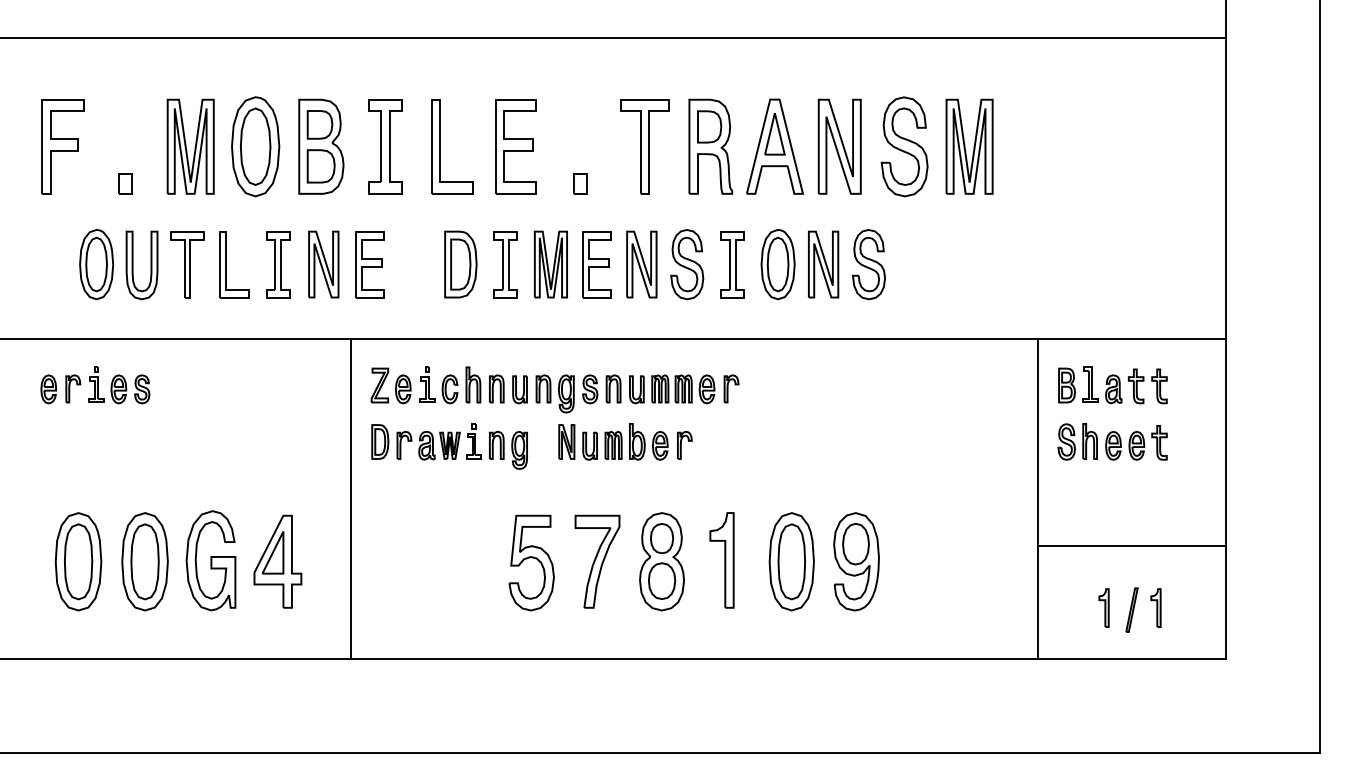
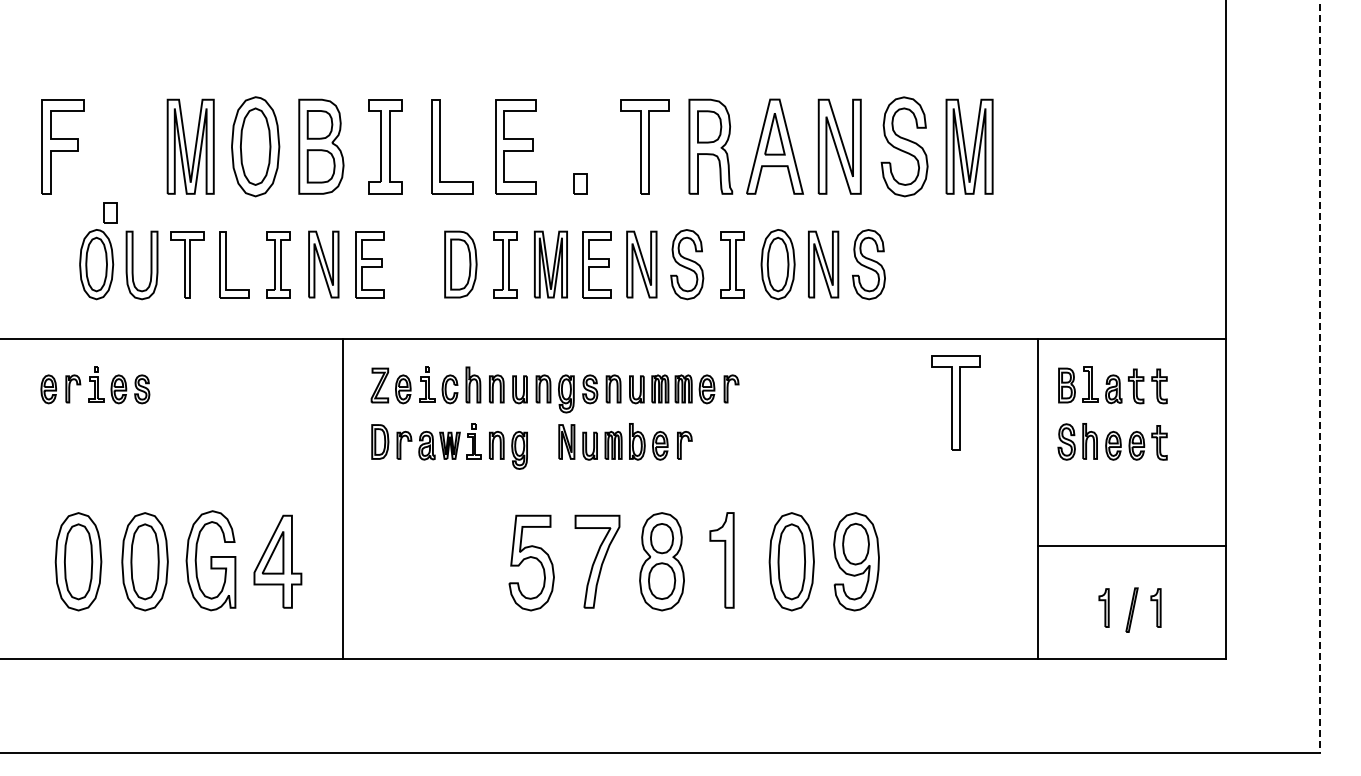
line: present -> none (614, 37)
part position: (125, 183) -> (110, 212) (110, 212)
line: solid -> dashed (1320, 376)
part: none -> present (955, 402)
line position: (351, 498) -> (343, 498) (343, 498)
